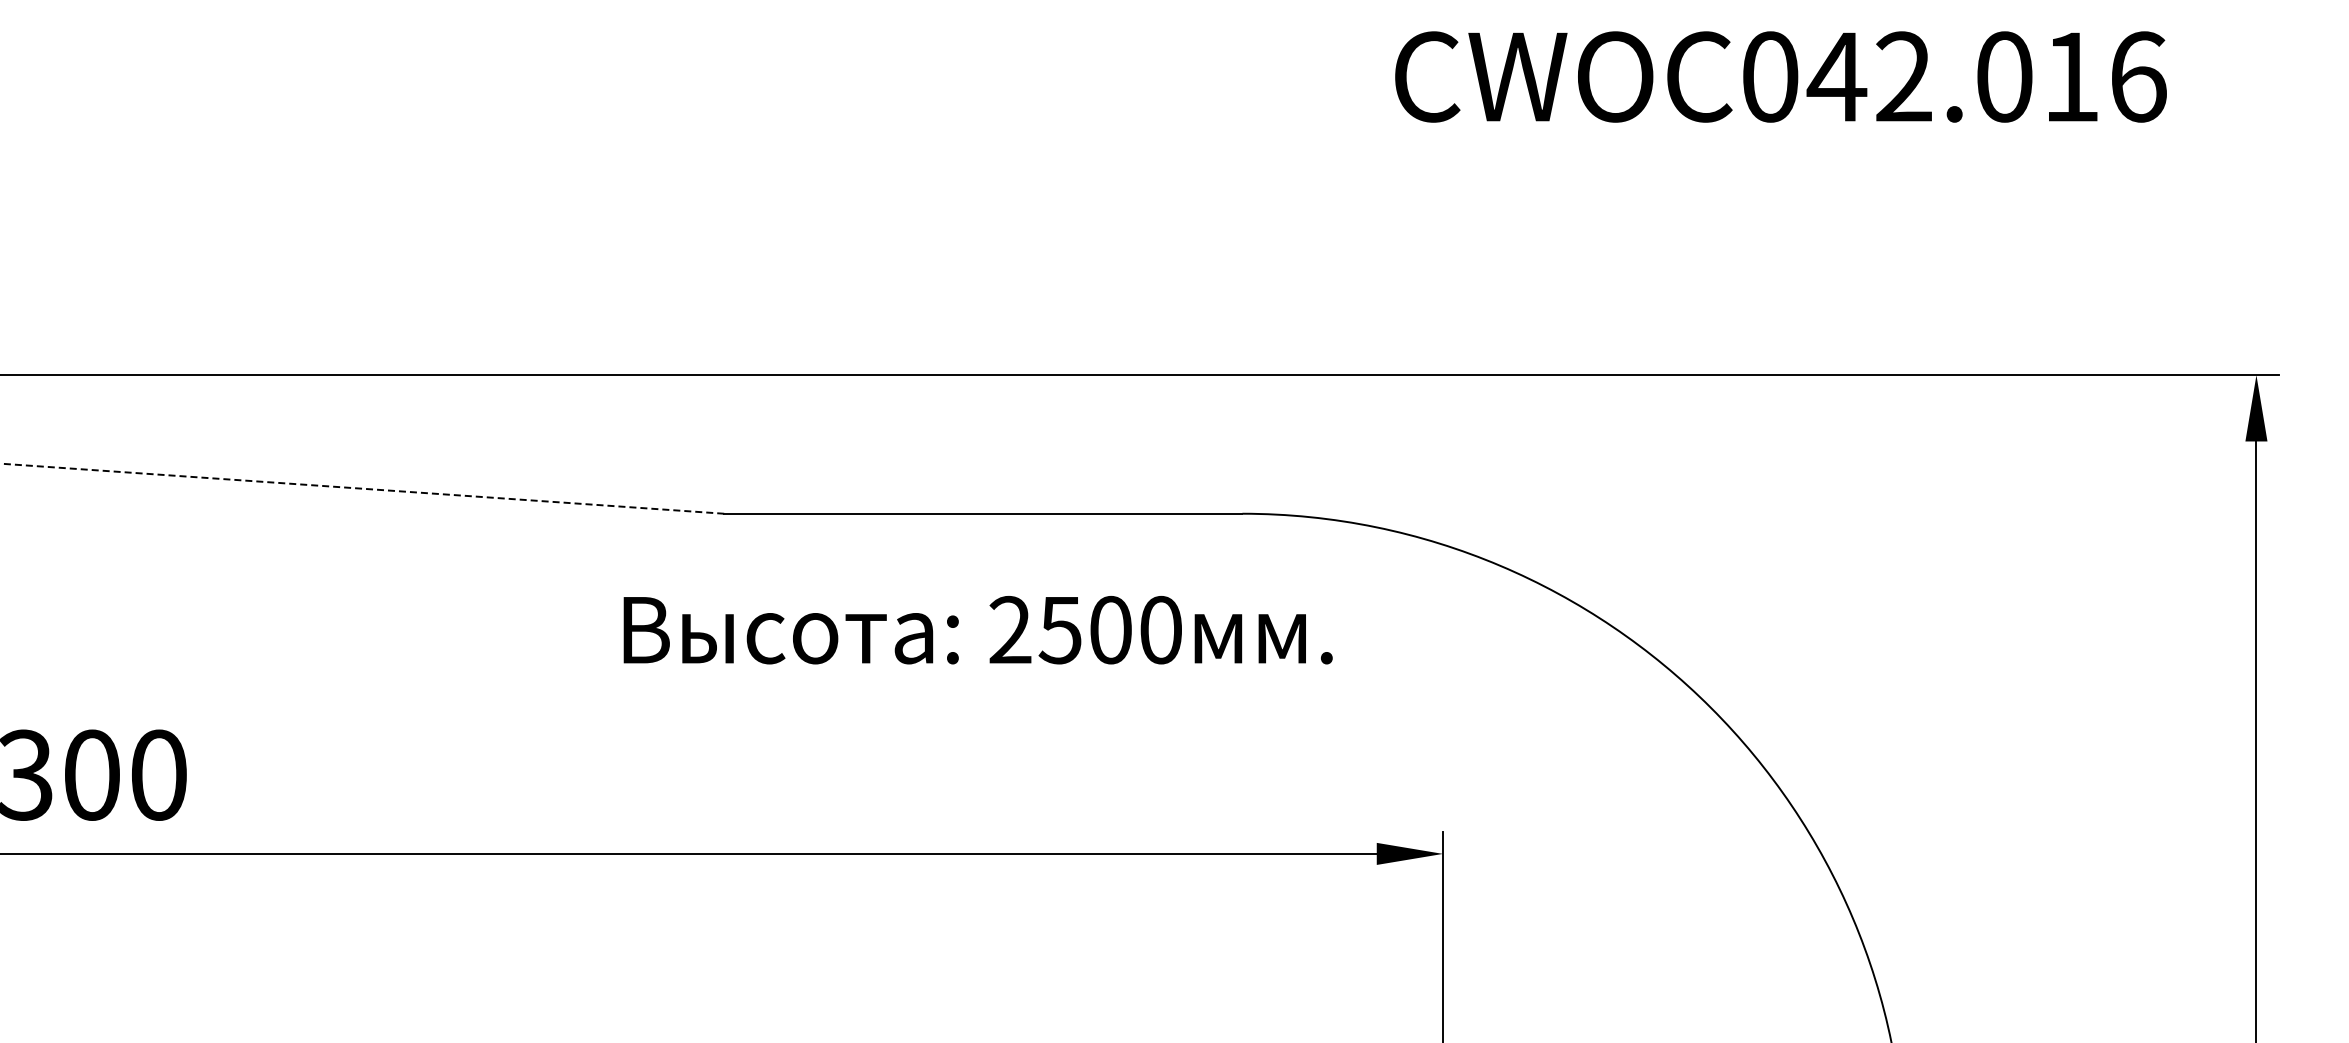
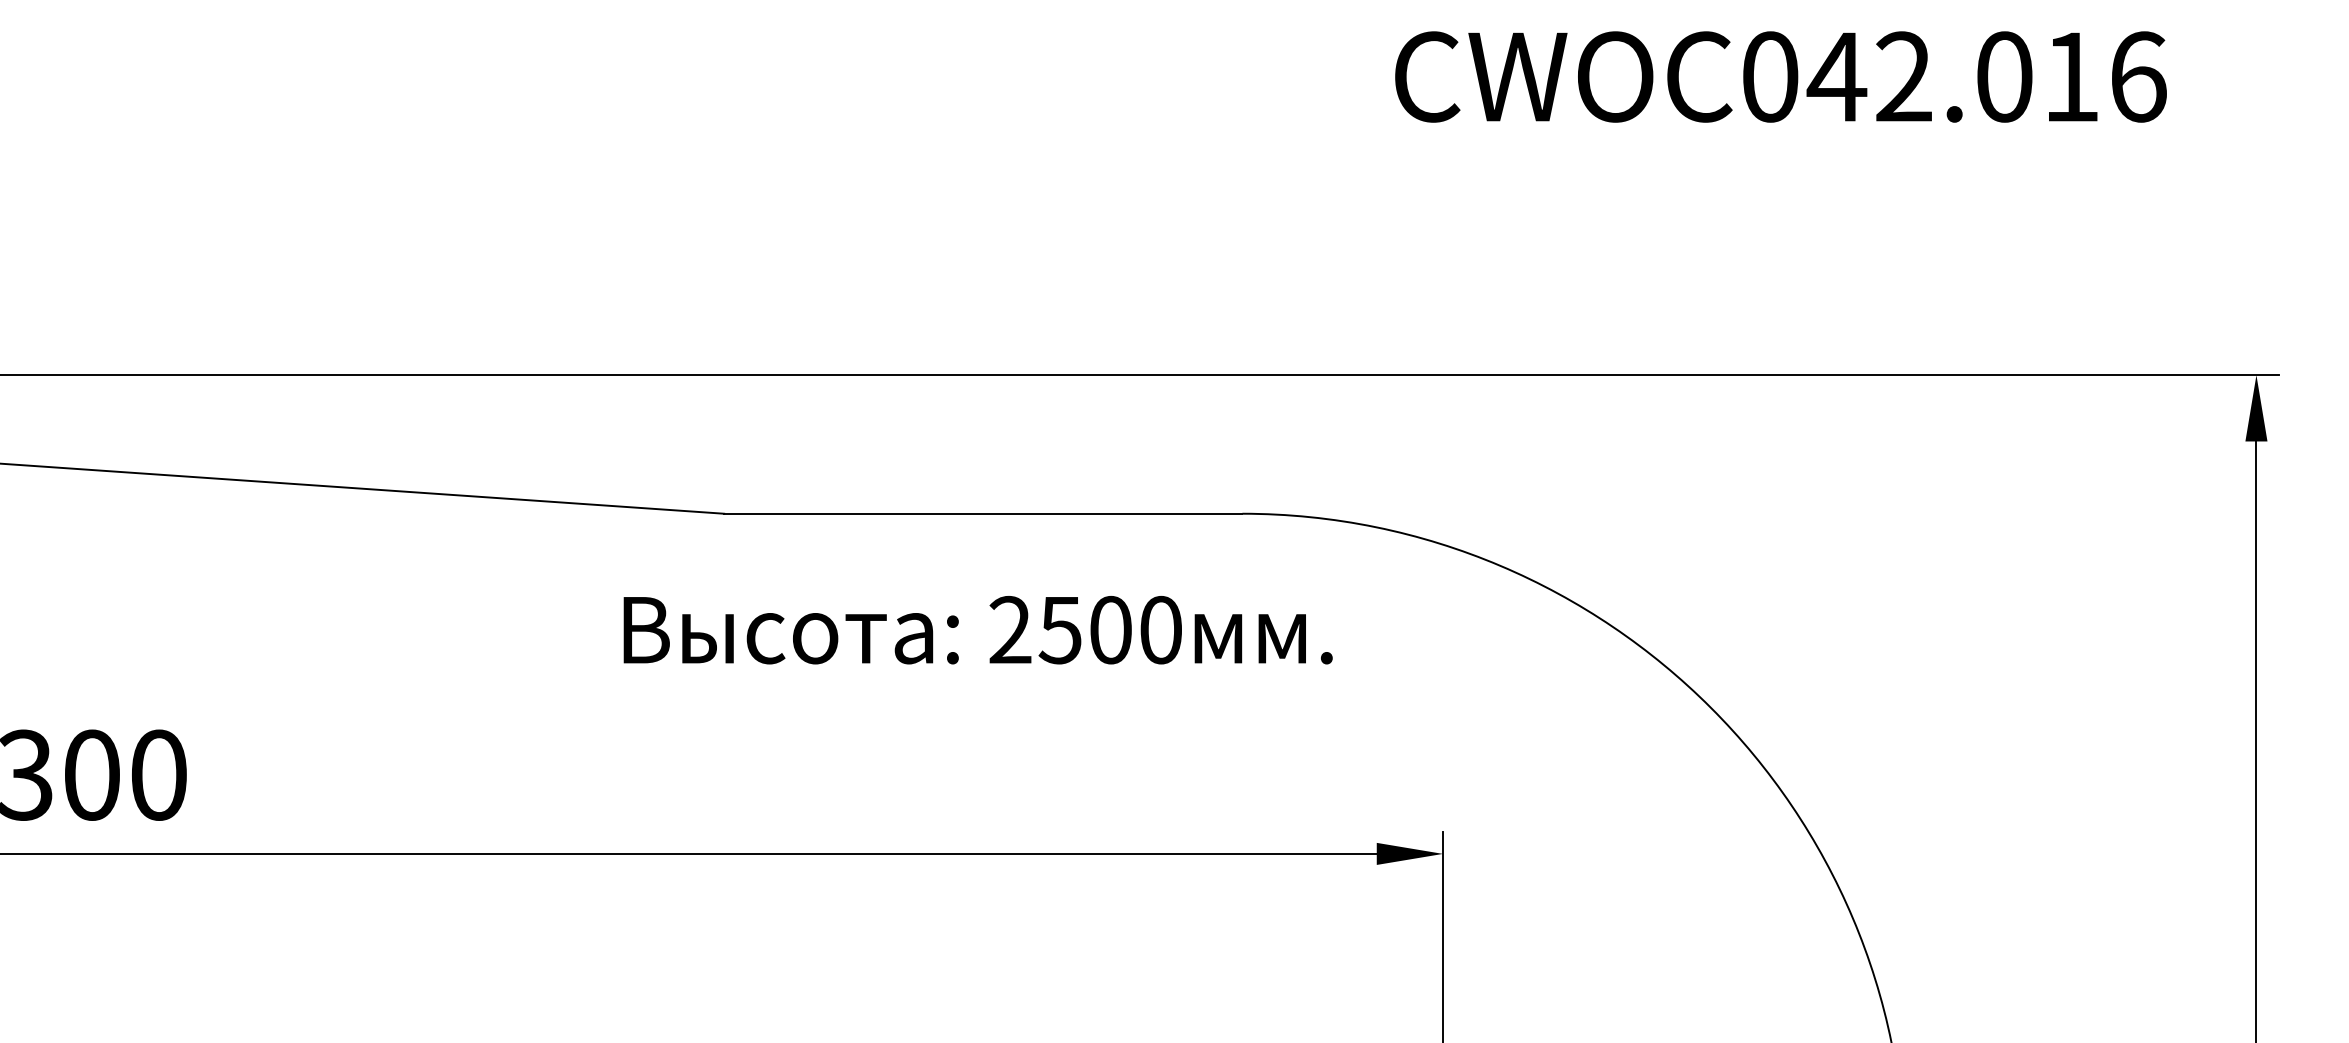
line: dashed -> solid (362, 488)
